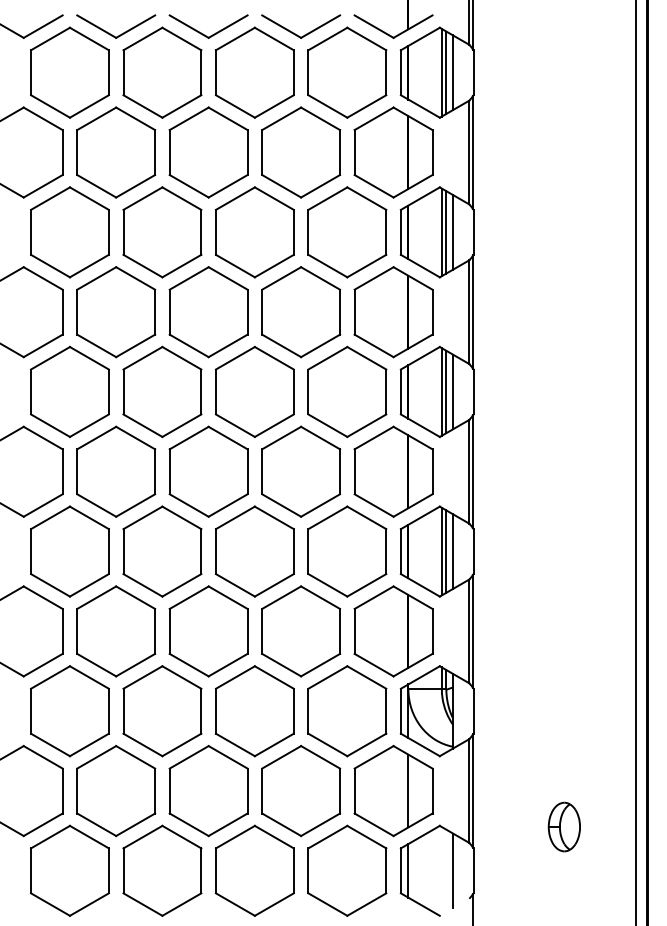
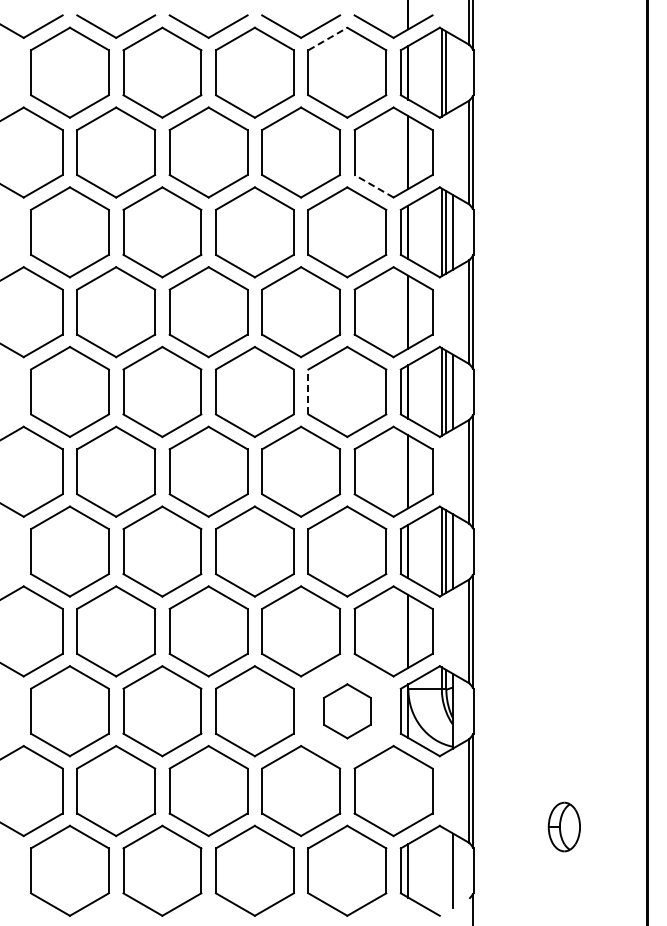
line: solid -> dashed (328, 38)
line: present -> none (452, 72)
line: solid -> dashed (373, 186)
line: solid -> dashed (308, 391)
line: present -> none (635, 462)
part size: 81x93 px -> 49x57 px (347, 711)
line: present -> none (408, 790)
